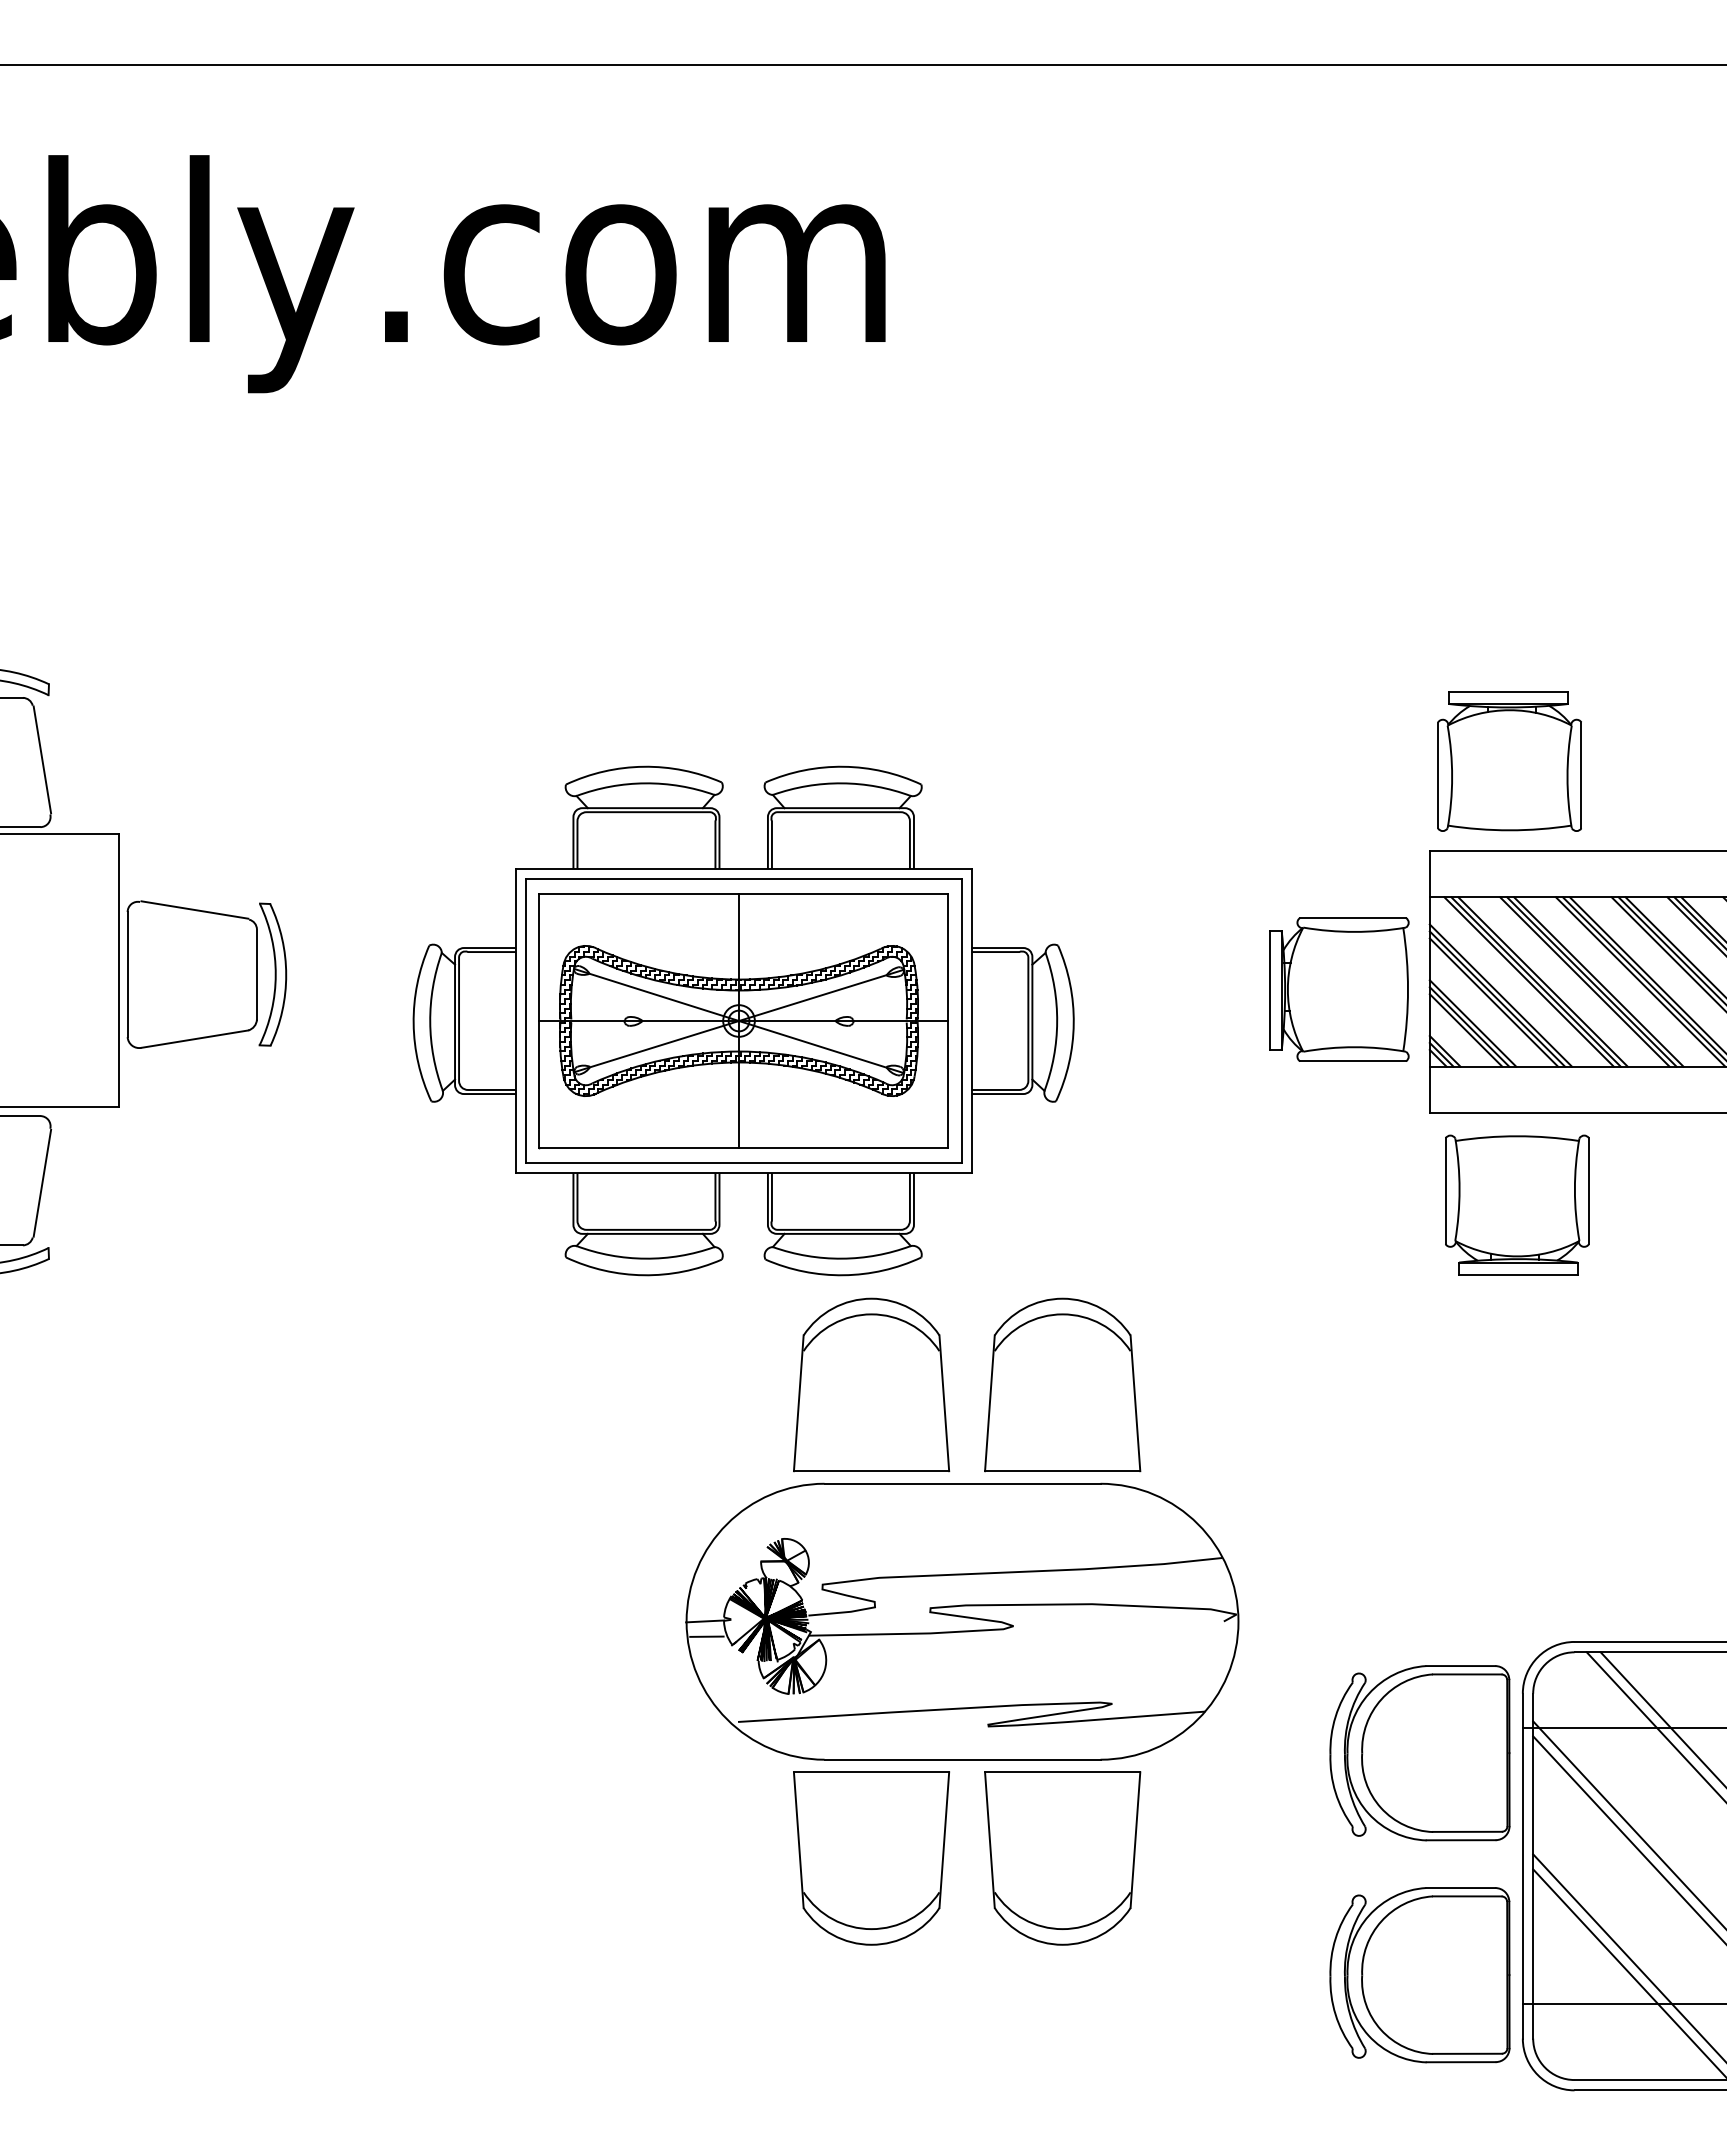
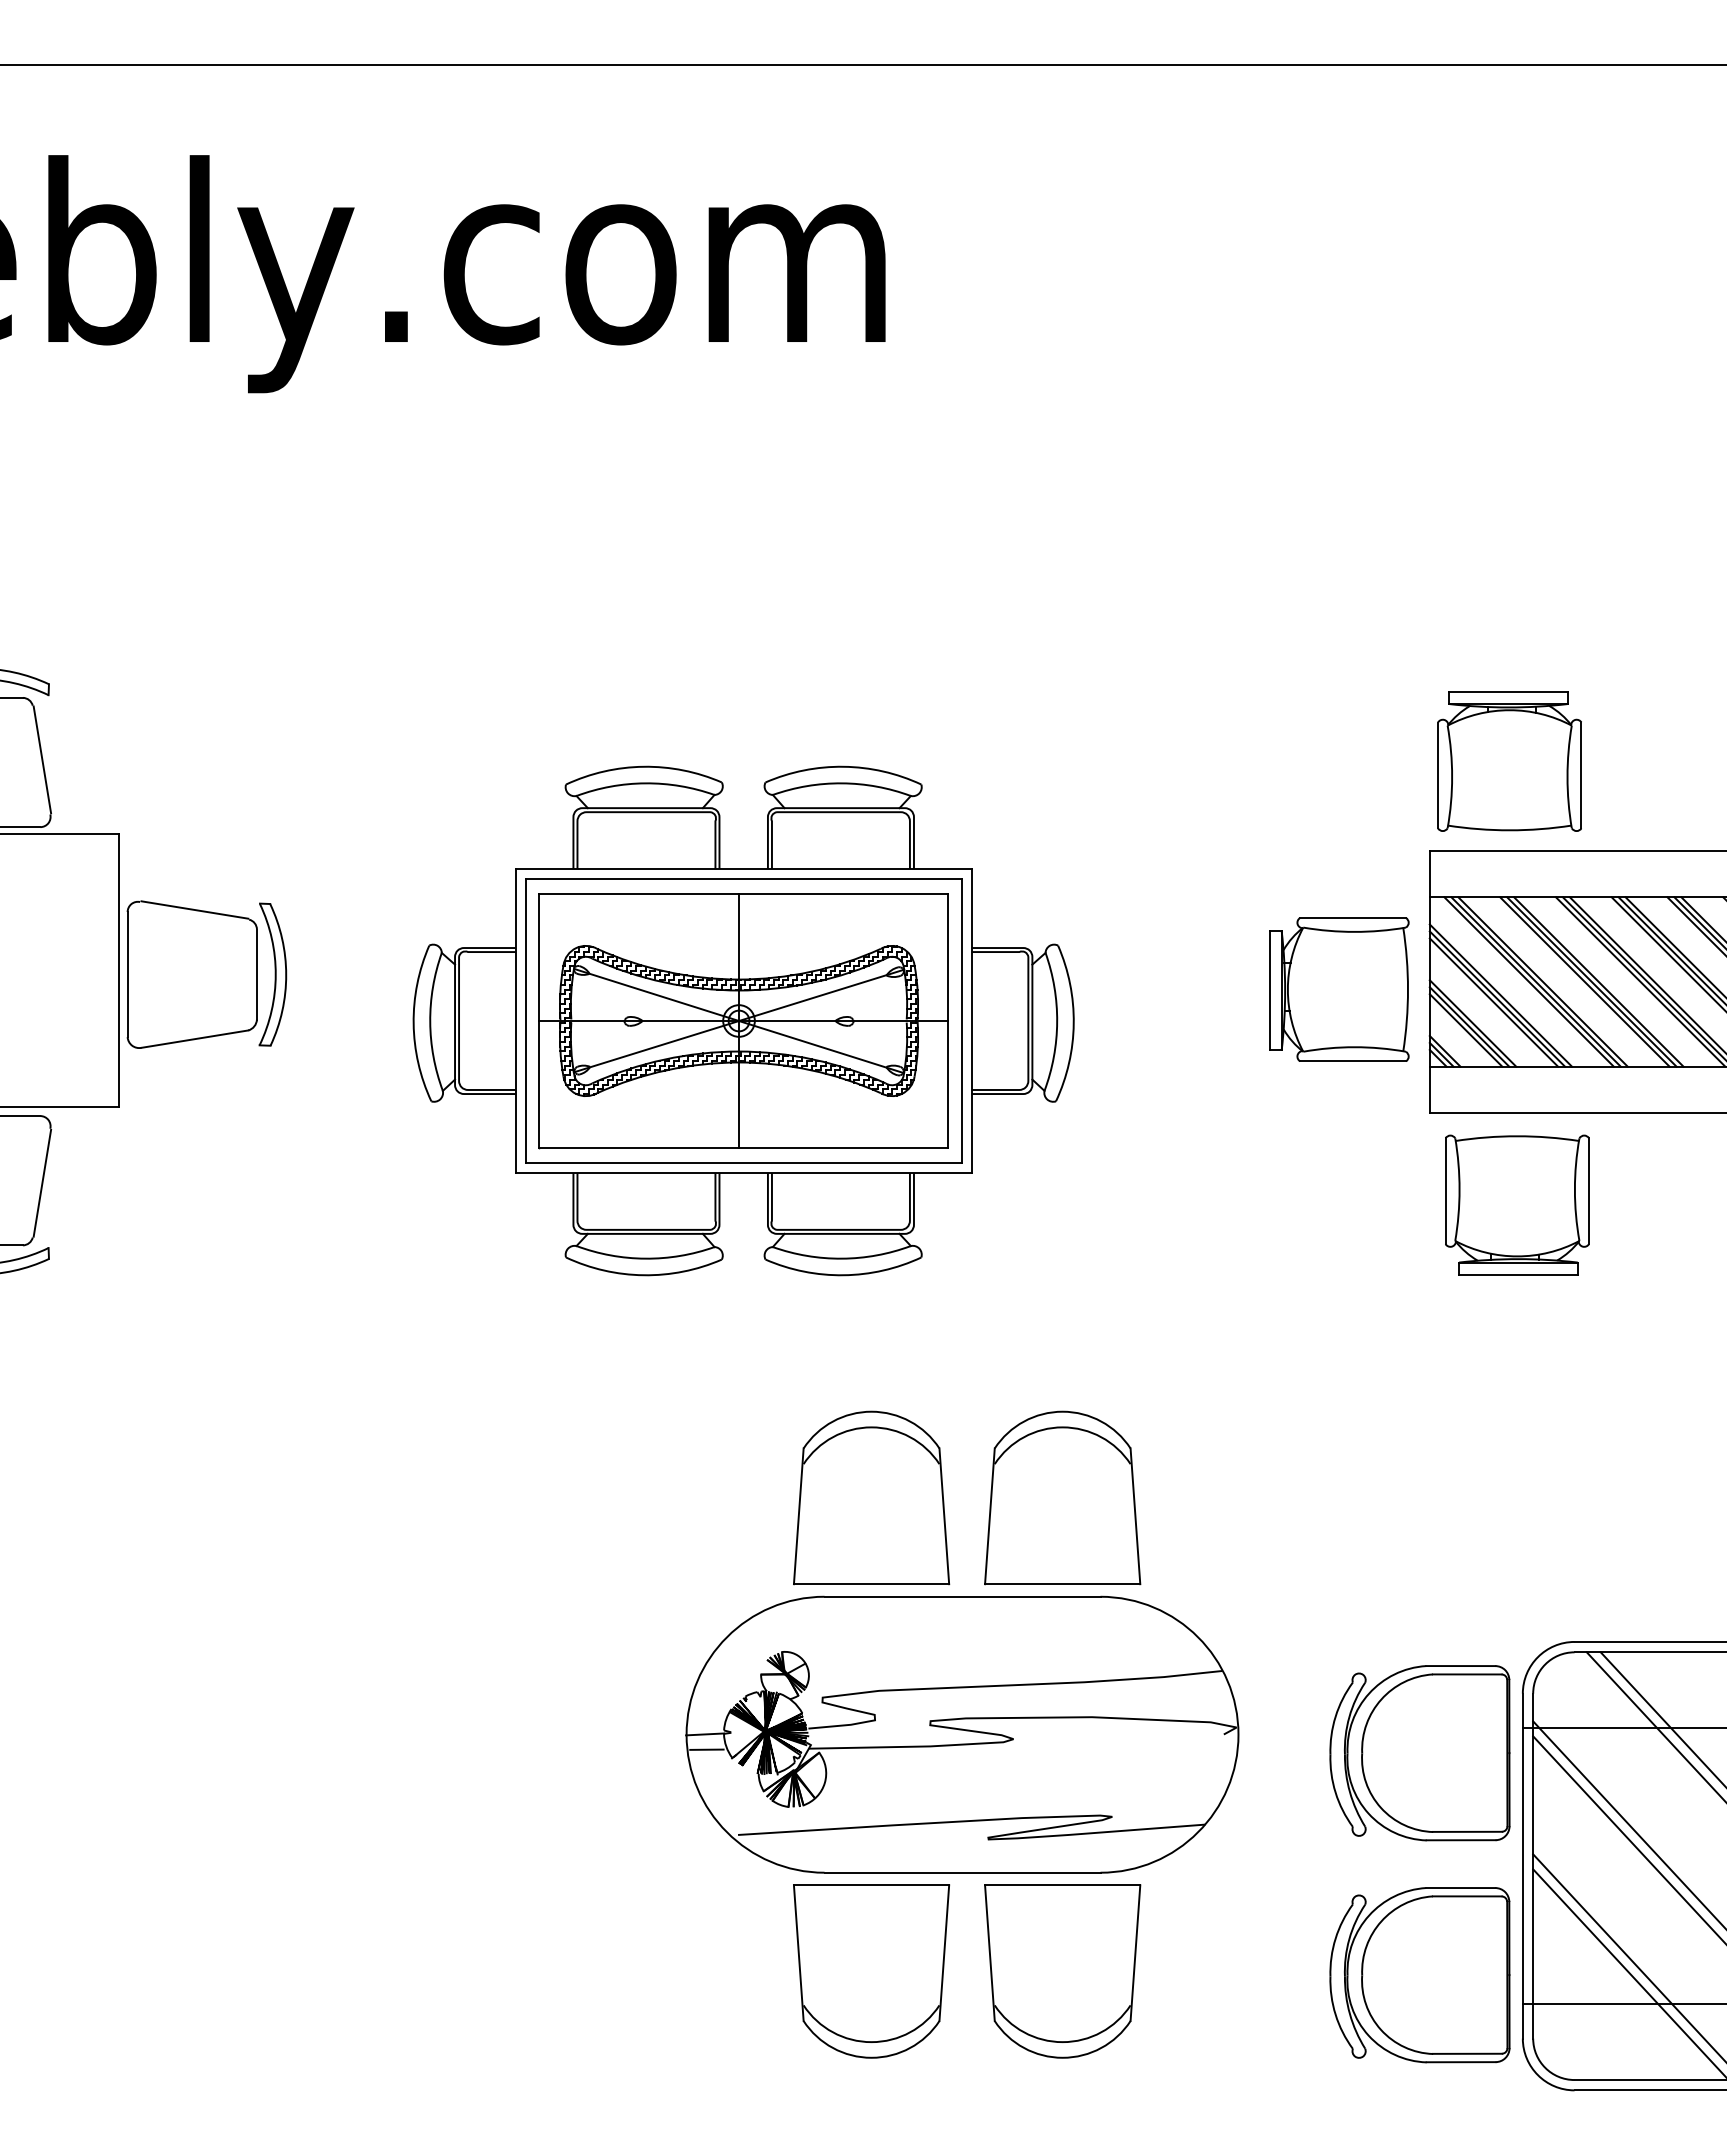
part position: (962, 1621) -> (962, 1734) (962, 1734)
